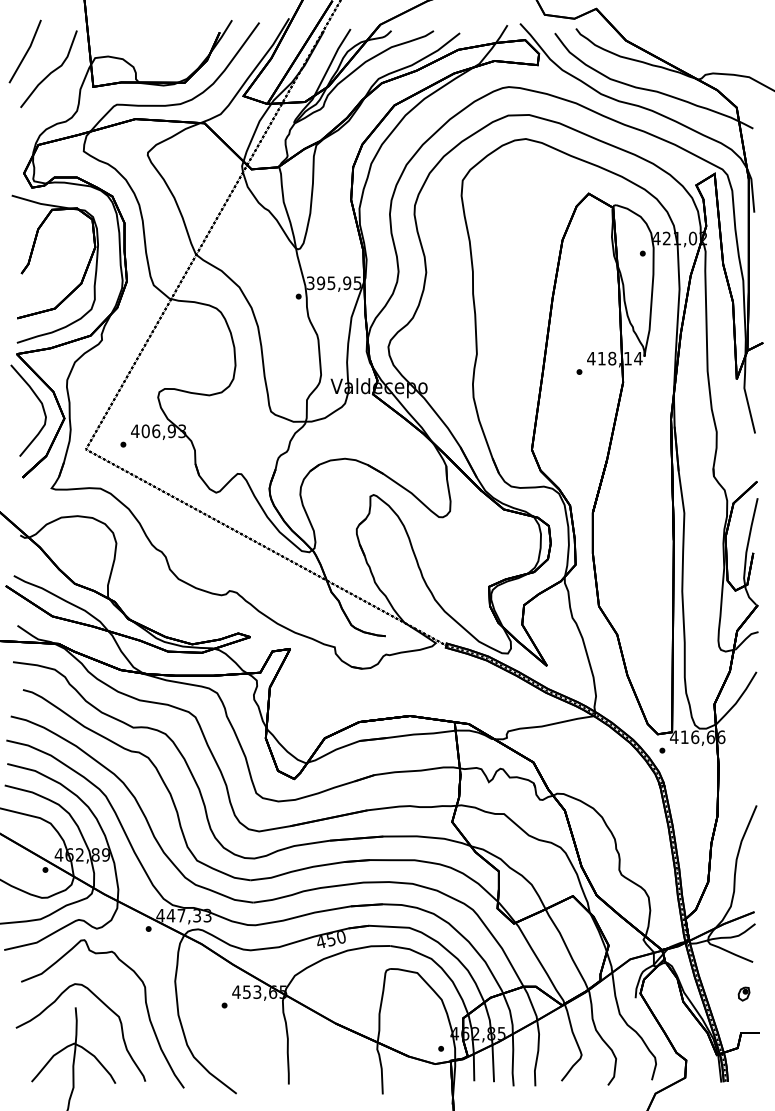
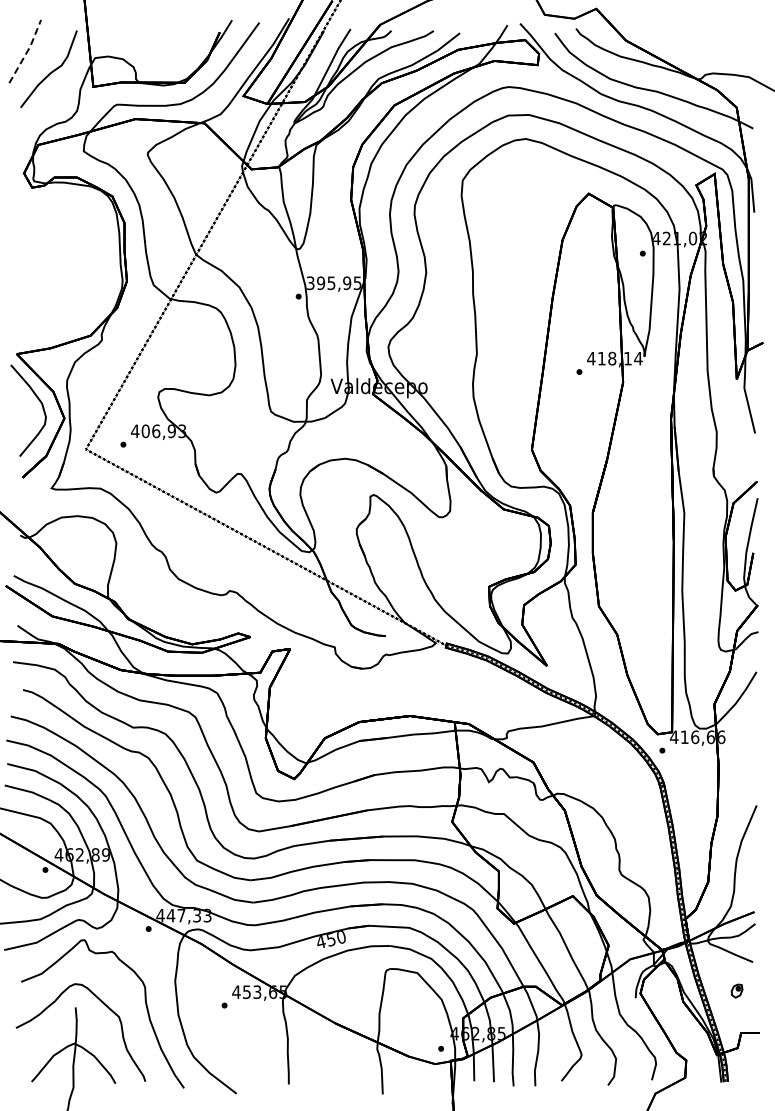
line: solid -> dashed (27, 51)
part: present -> none (30, 261)
part position: (743, 993) -> (736, 990) (736, 990)
